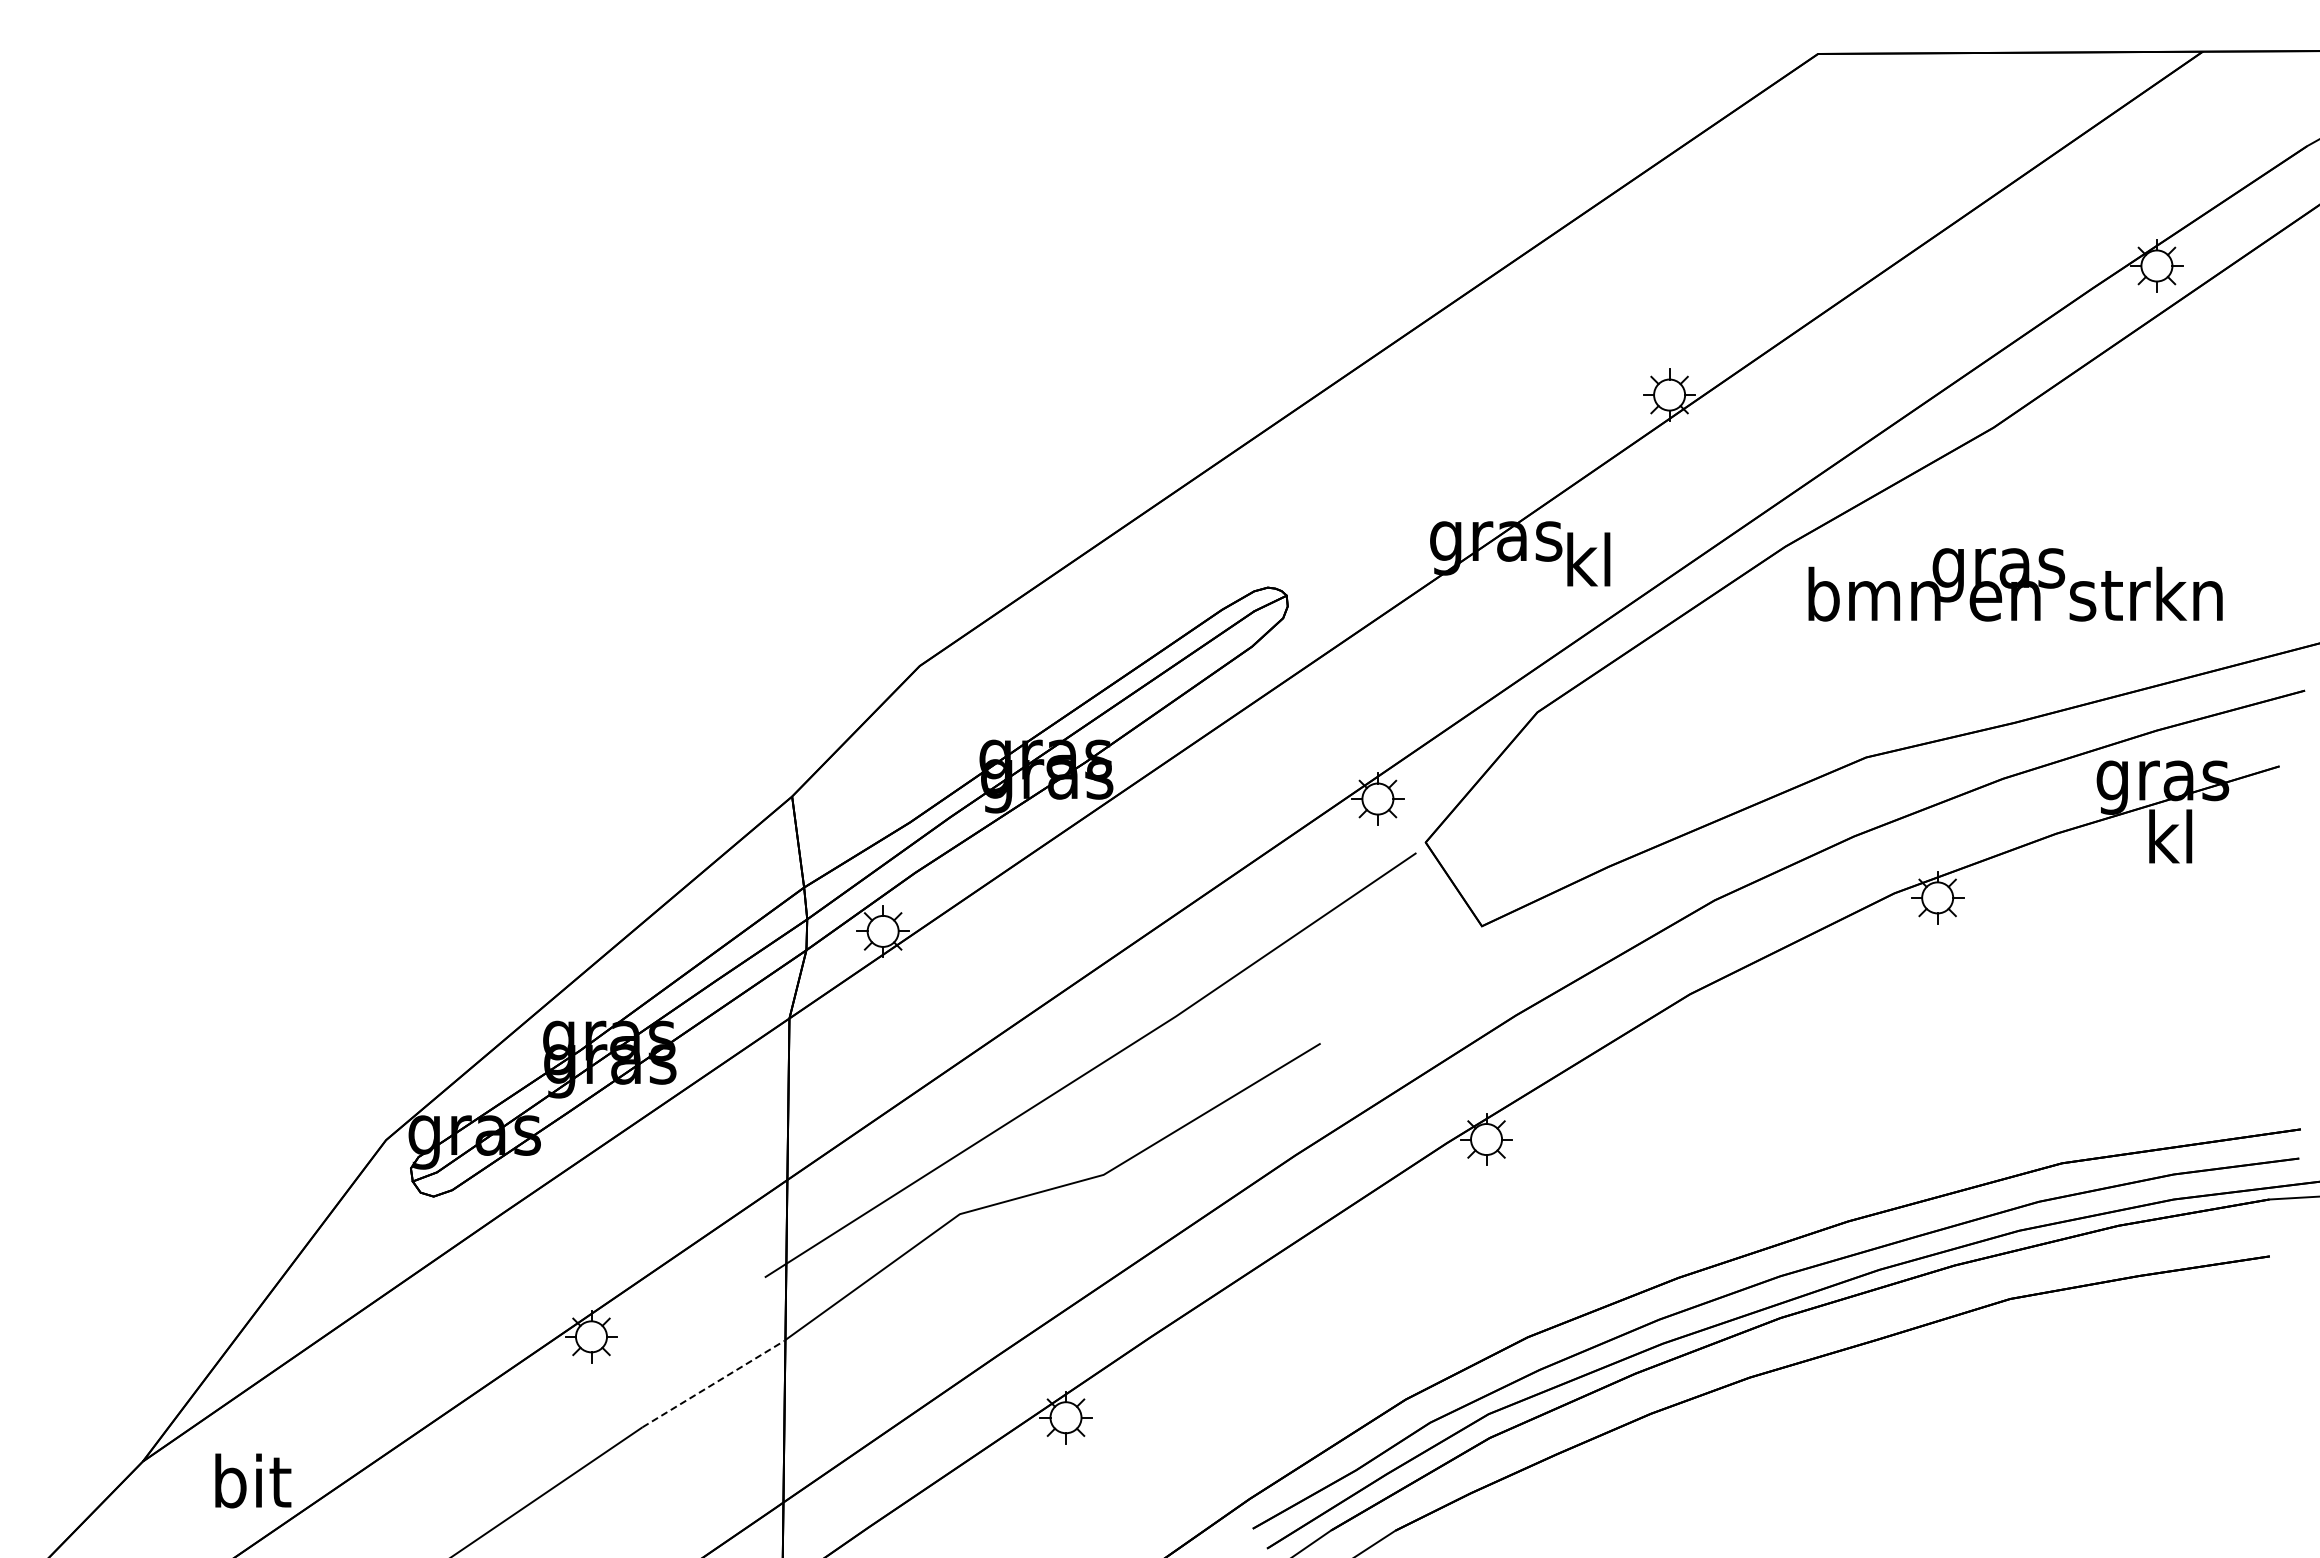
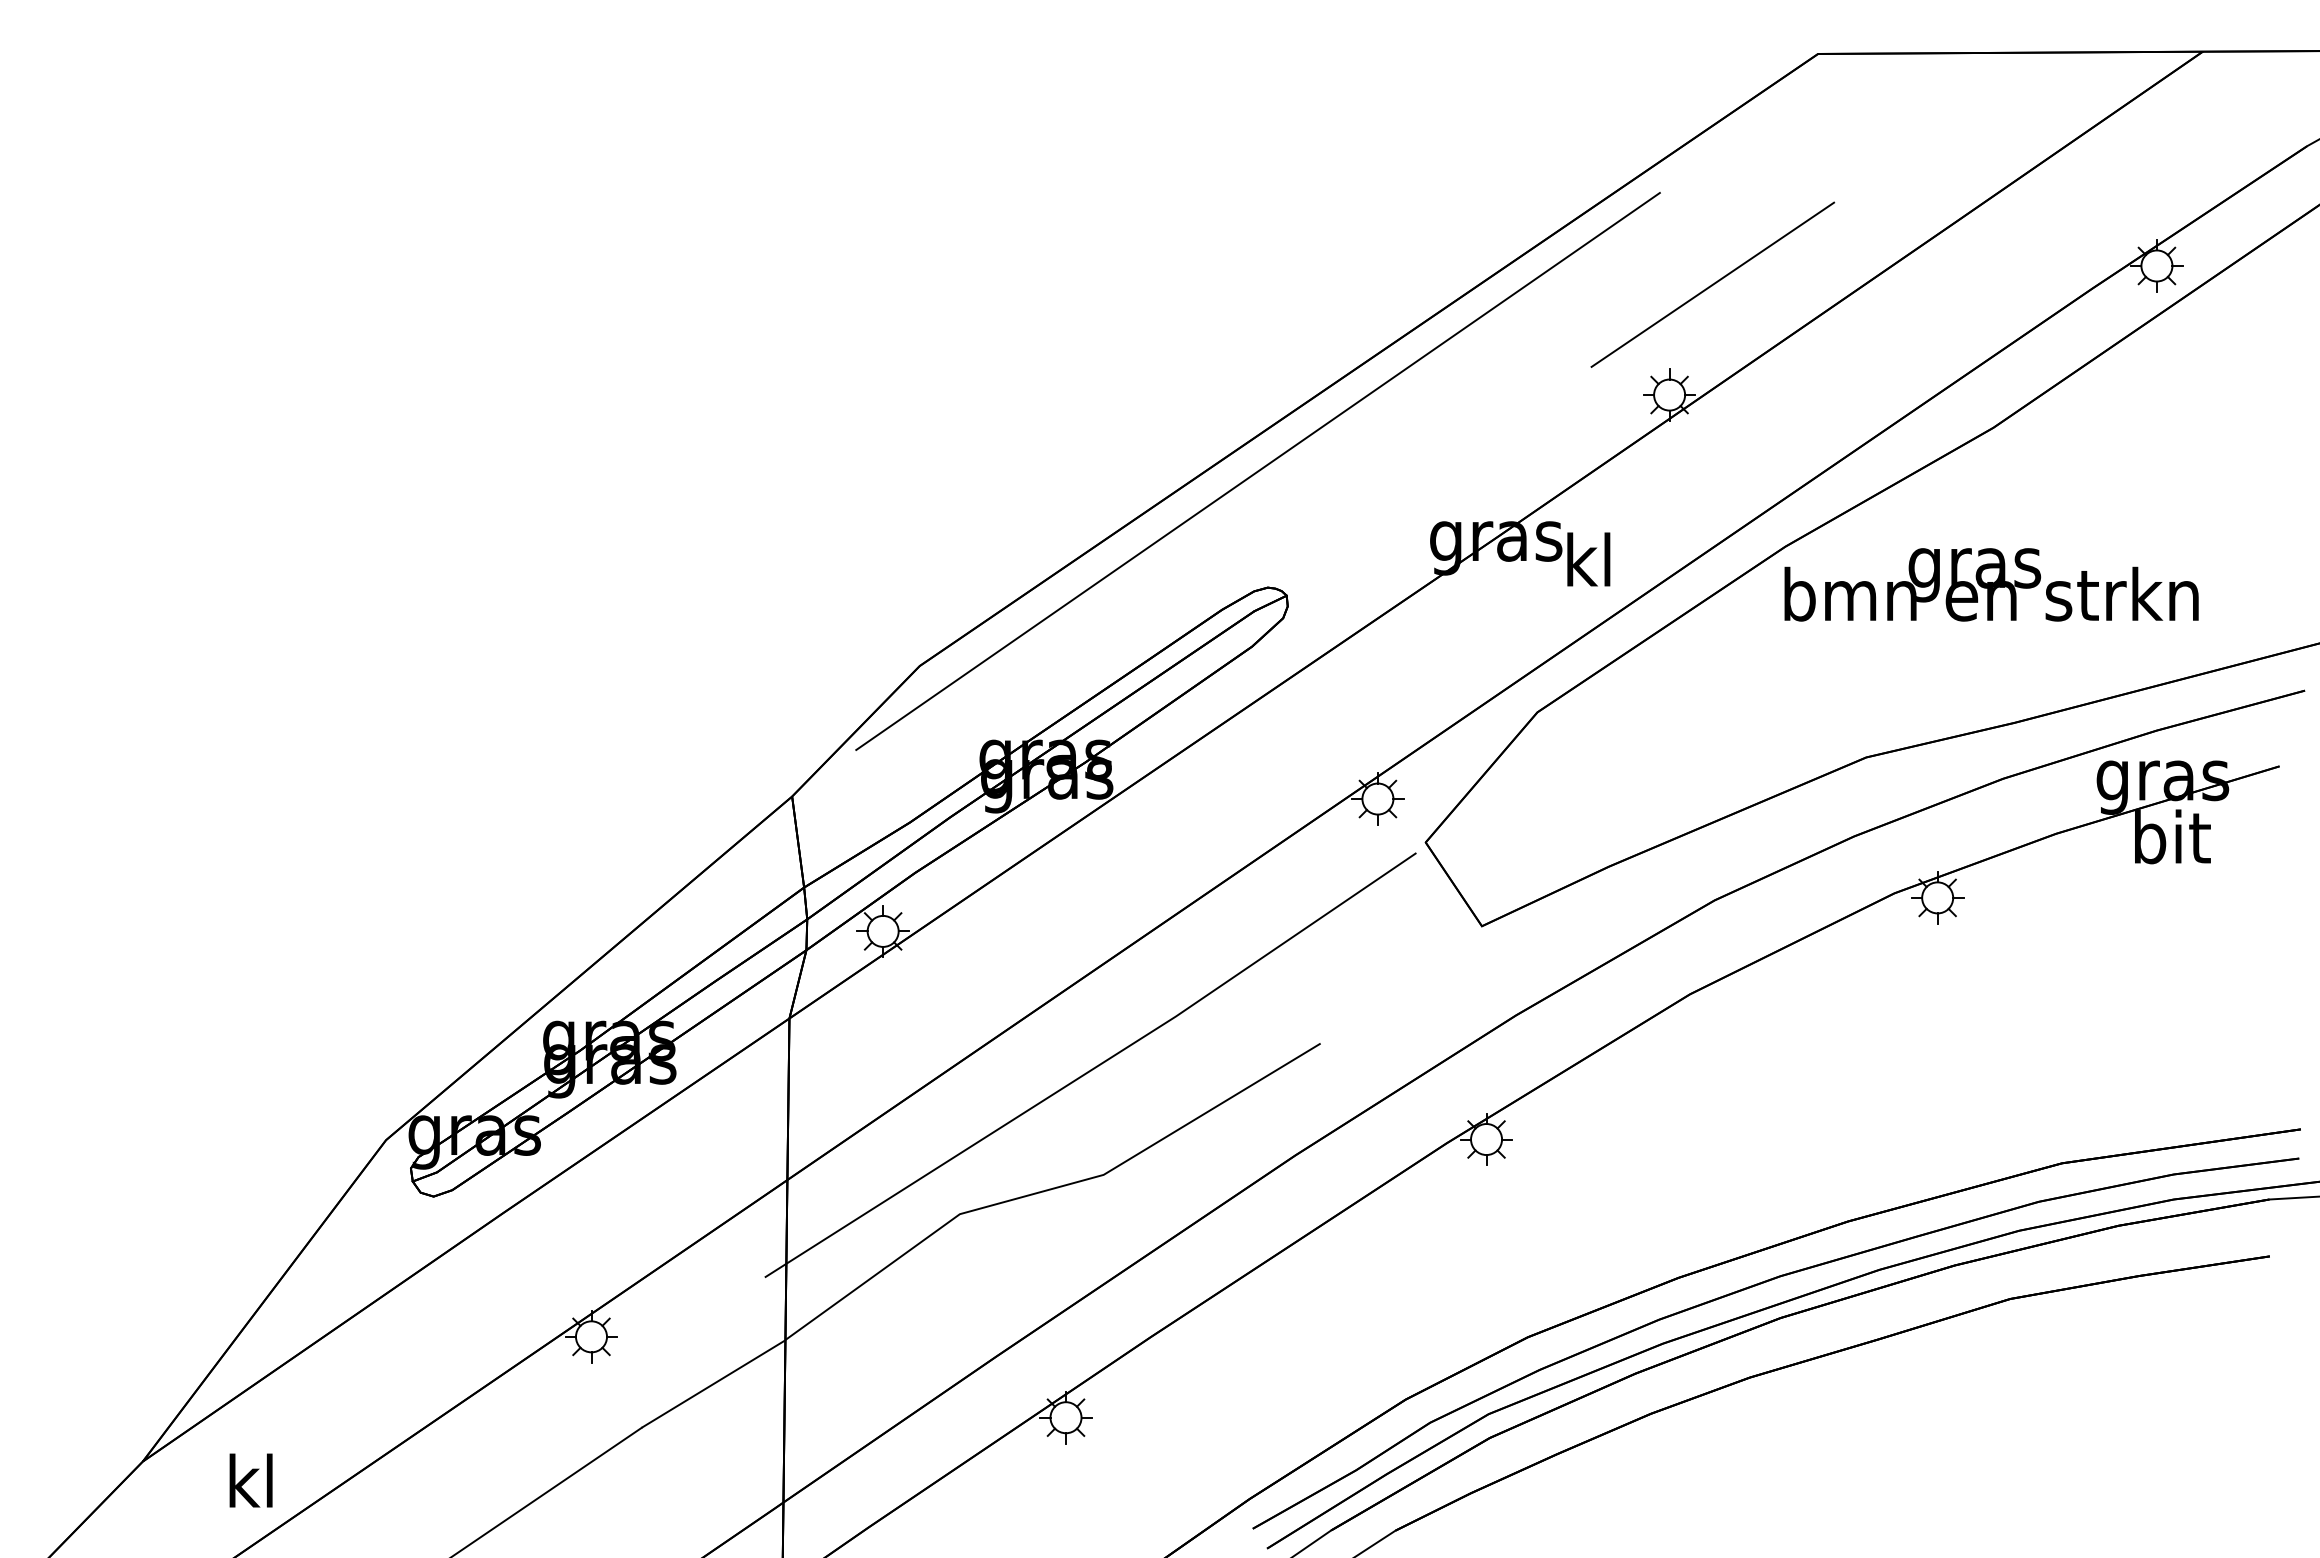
line: none -> present (1712, 284)
line: none -> present (1257, 471)
text position: (2015, 584) -> (1991, 584) (1991, 584)
text: kl -> bit (2172, 836)
line: dashed -> solid (713, 1384)
text: bit -> kl (253, 1480)
